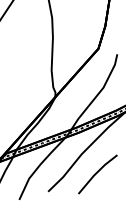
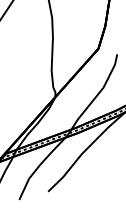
line: present -> none (97, 173)
